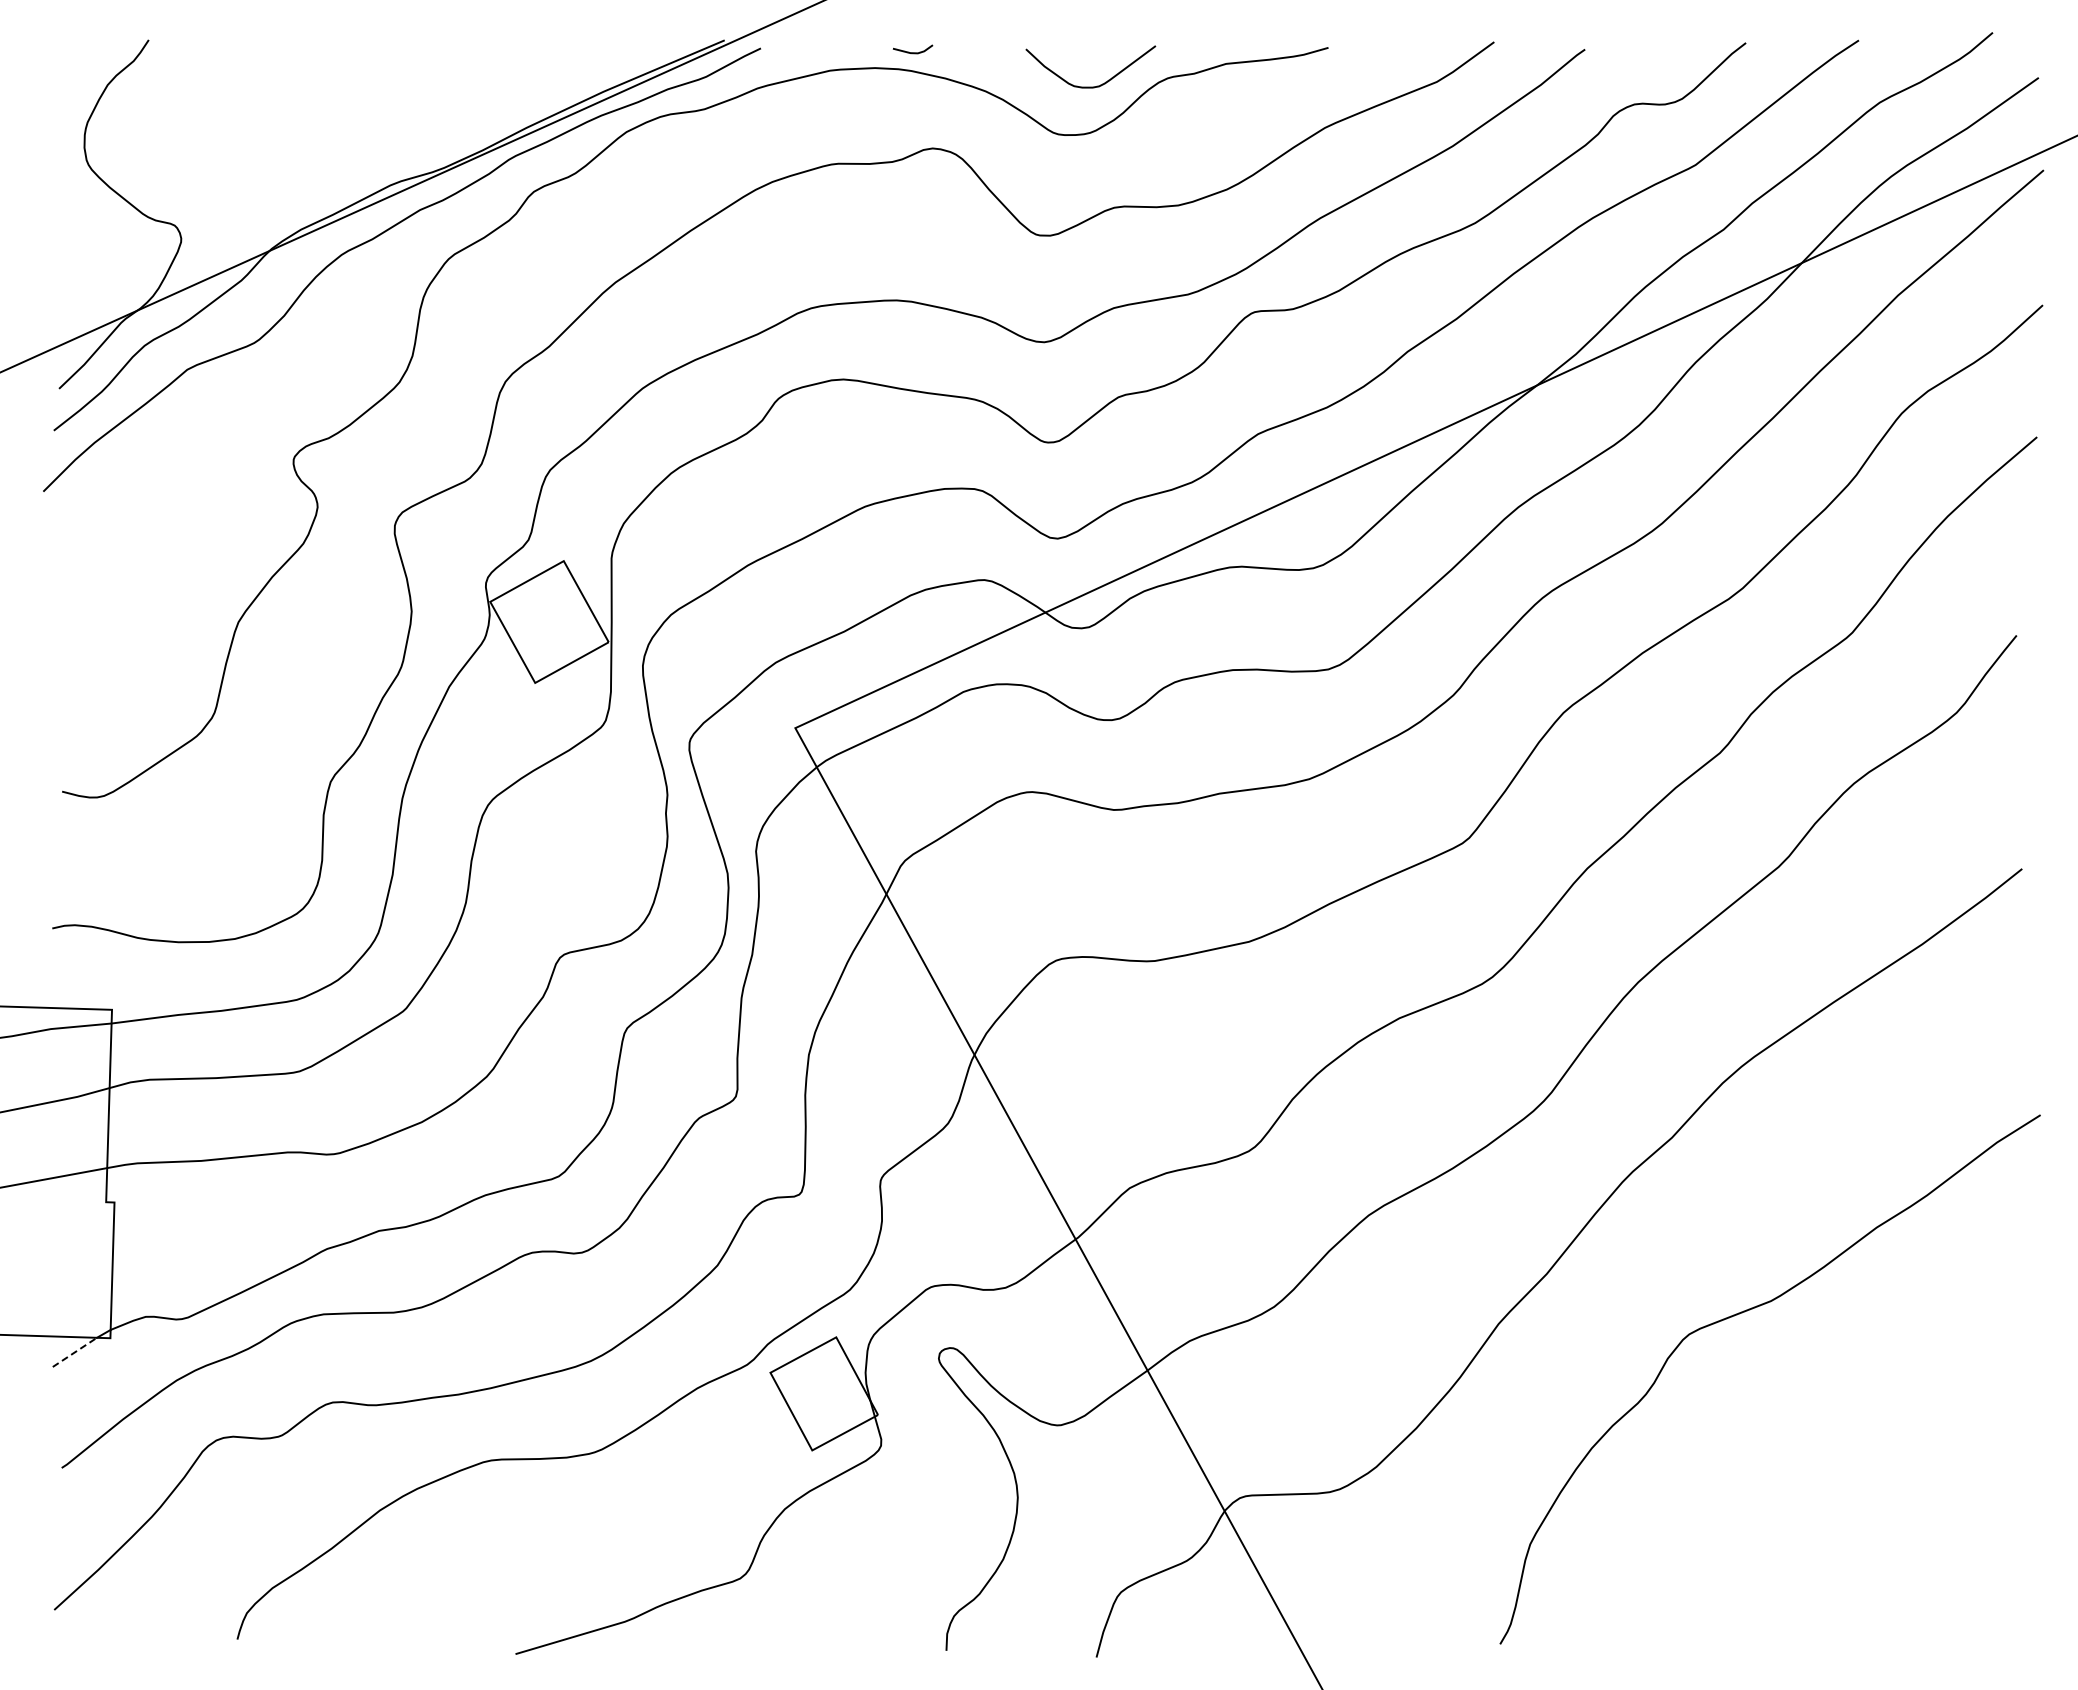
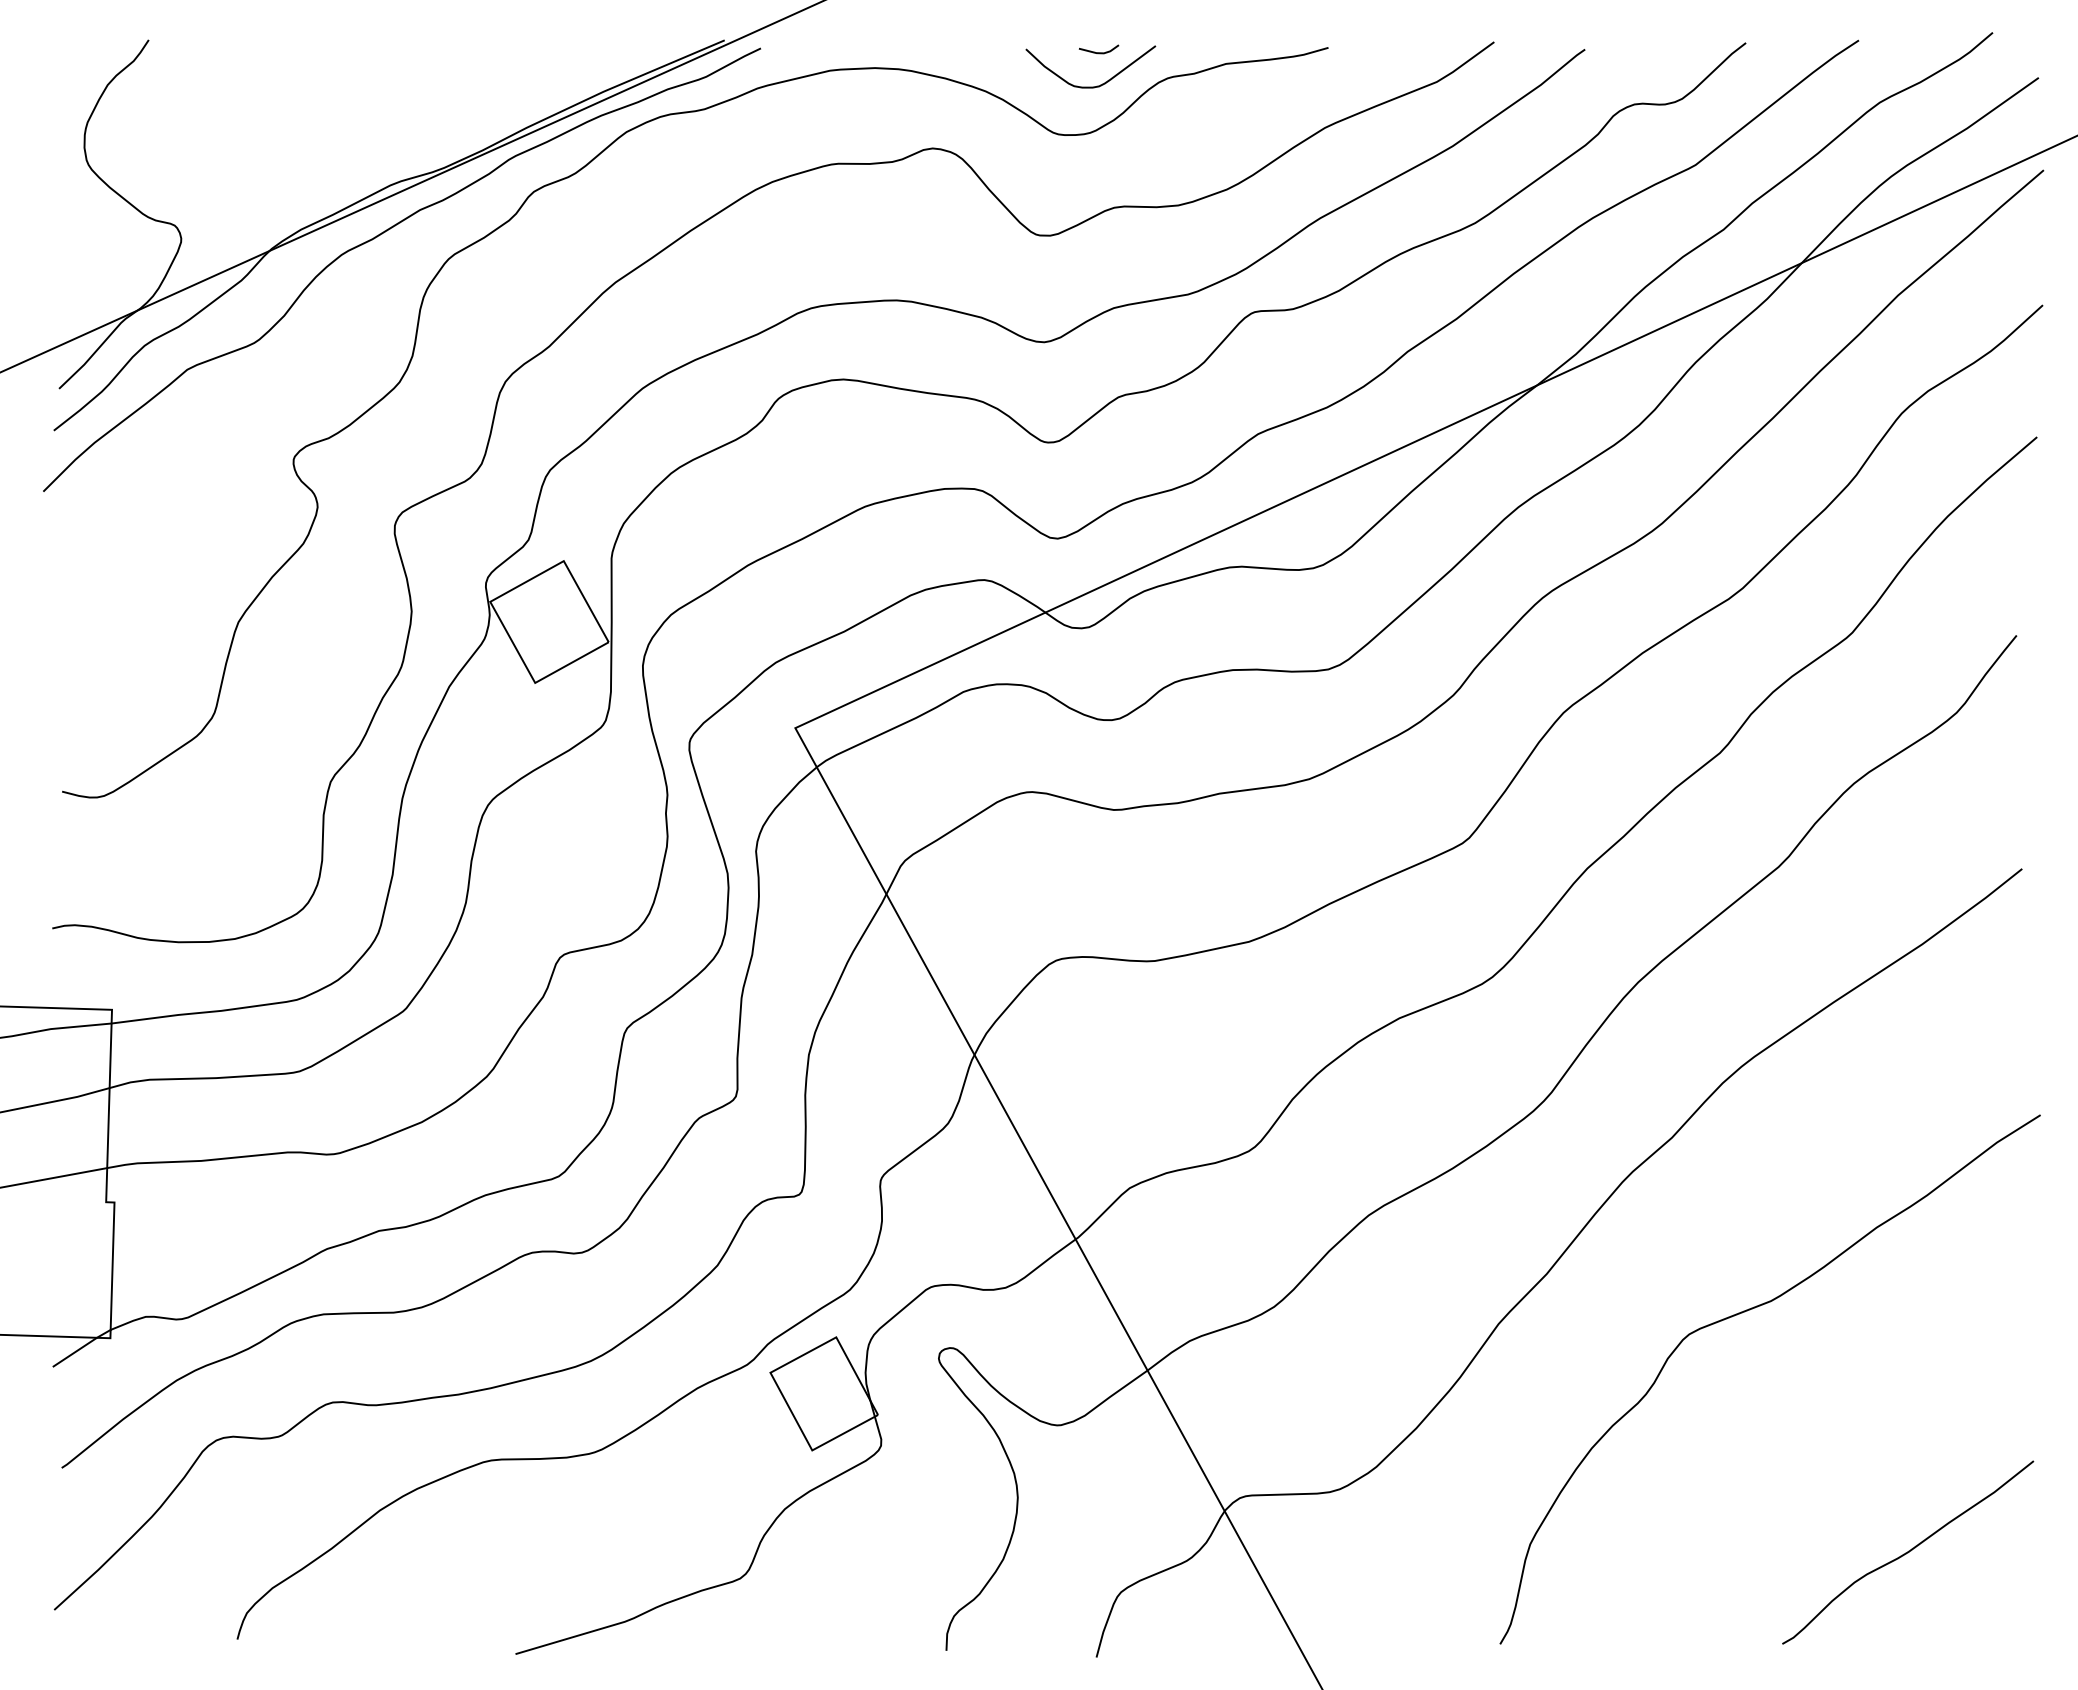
line position: (912, 52) -> (1098, 52) (1098, 52)
line: dashed -> solid (75, 1352)
curve: none -> present (1908, 1552)
